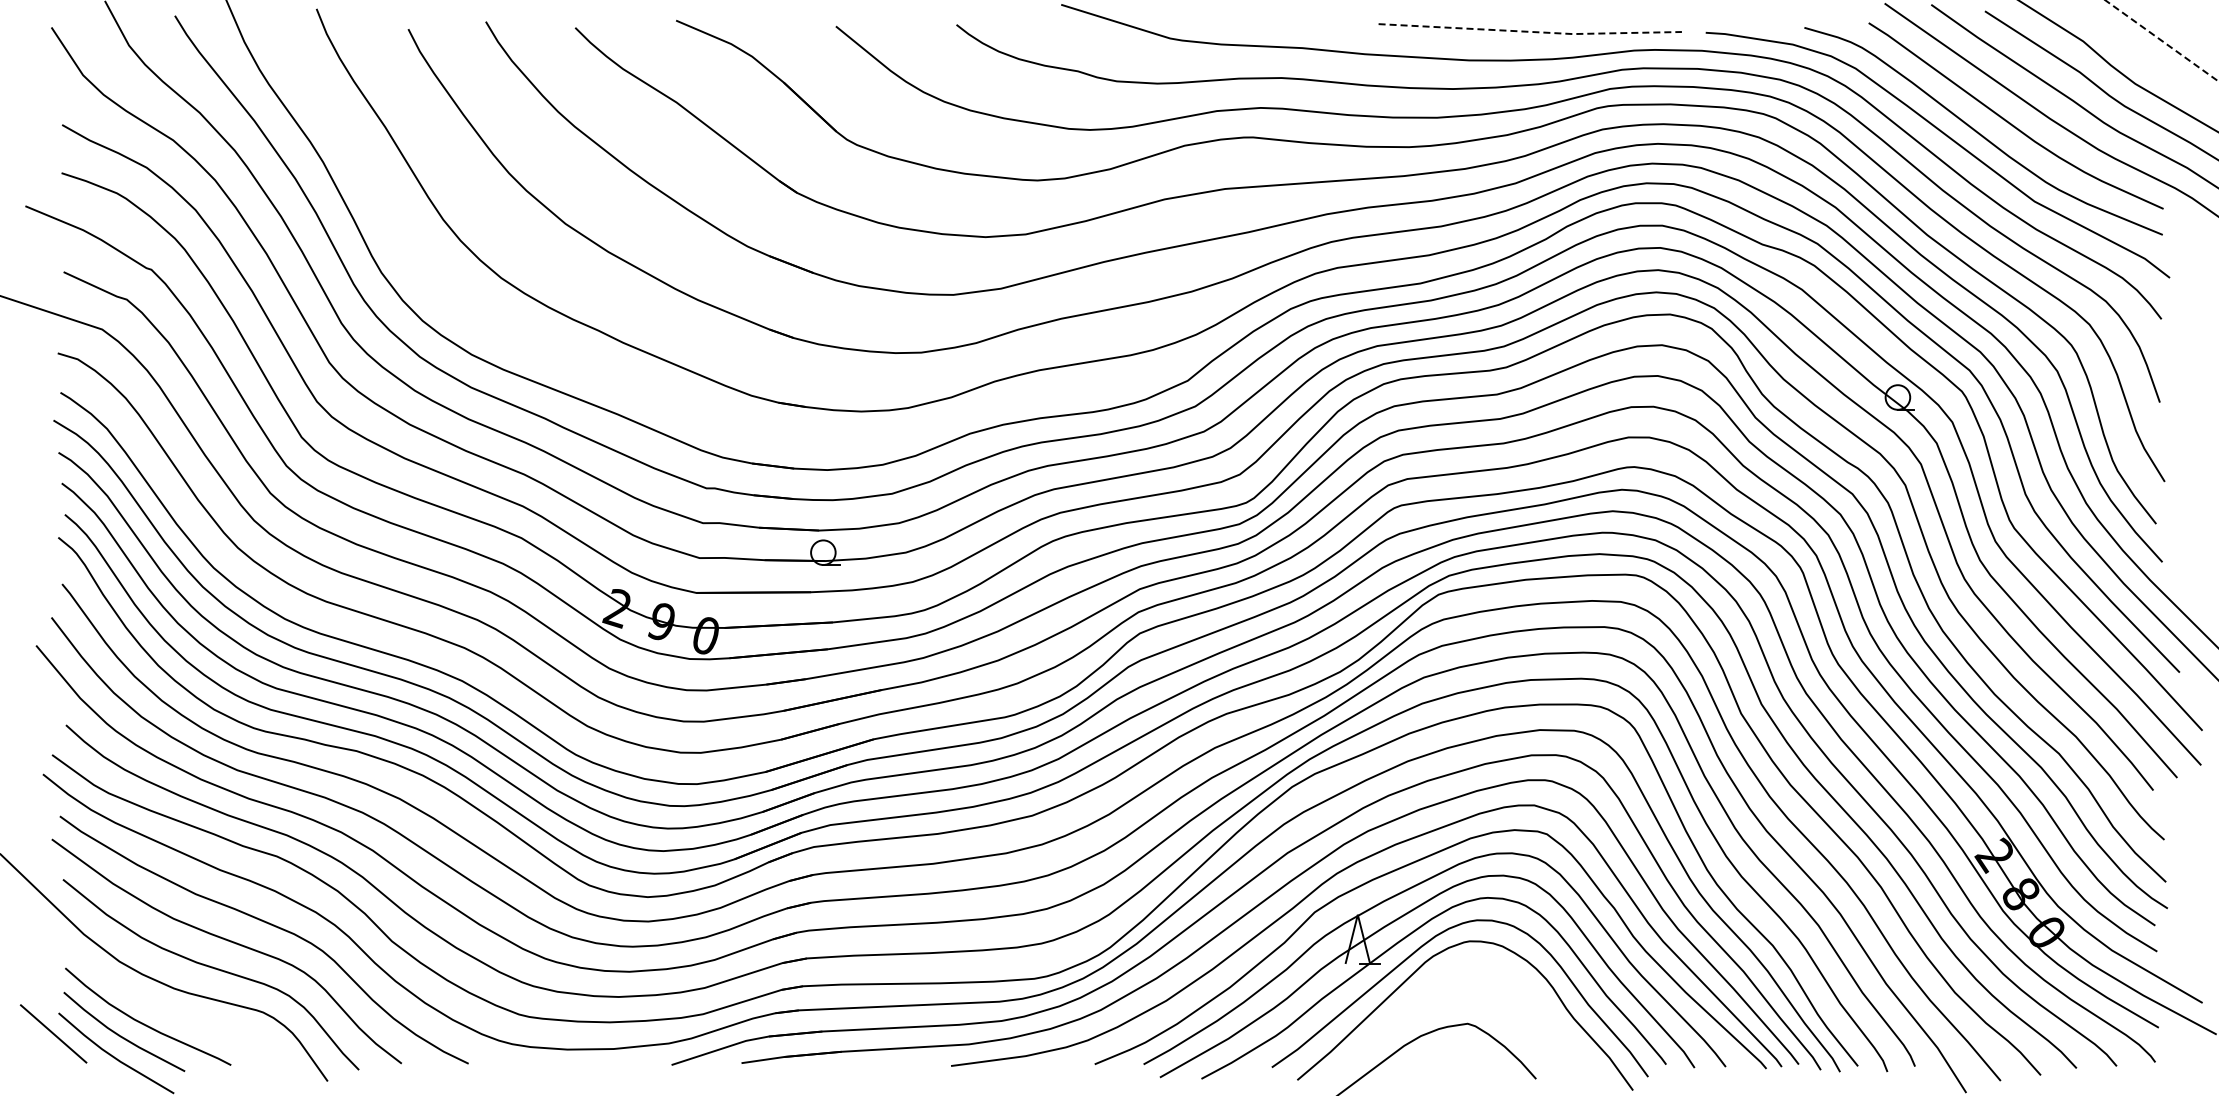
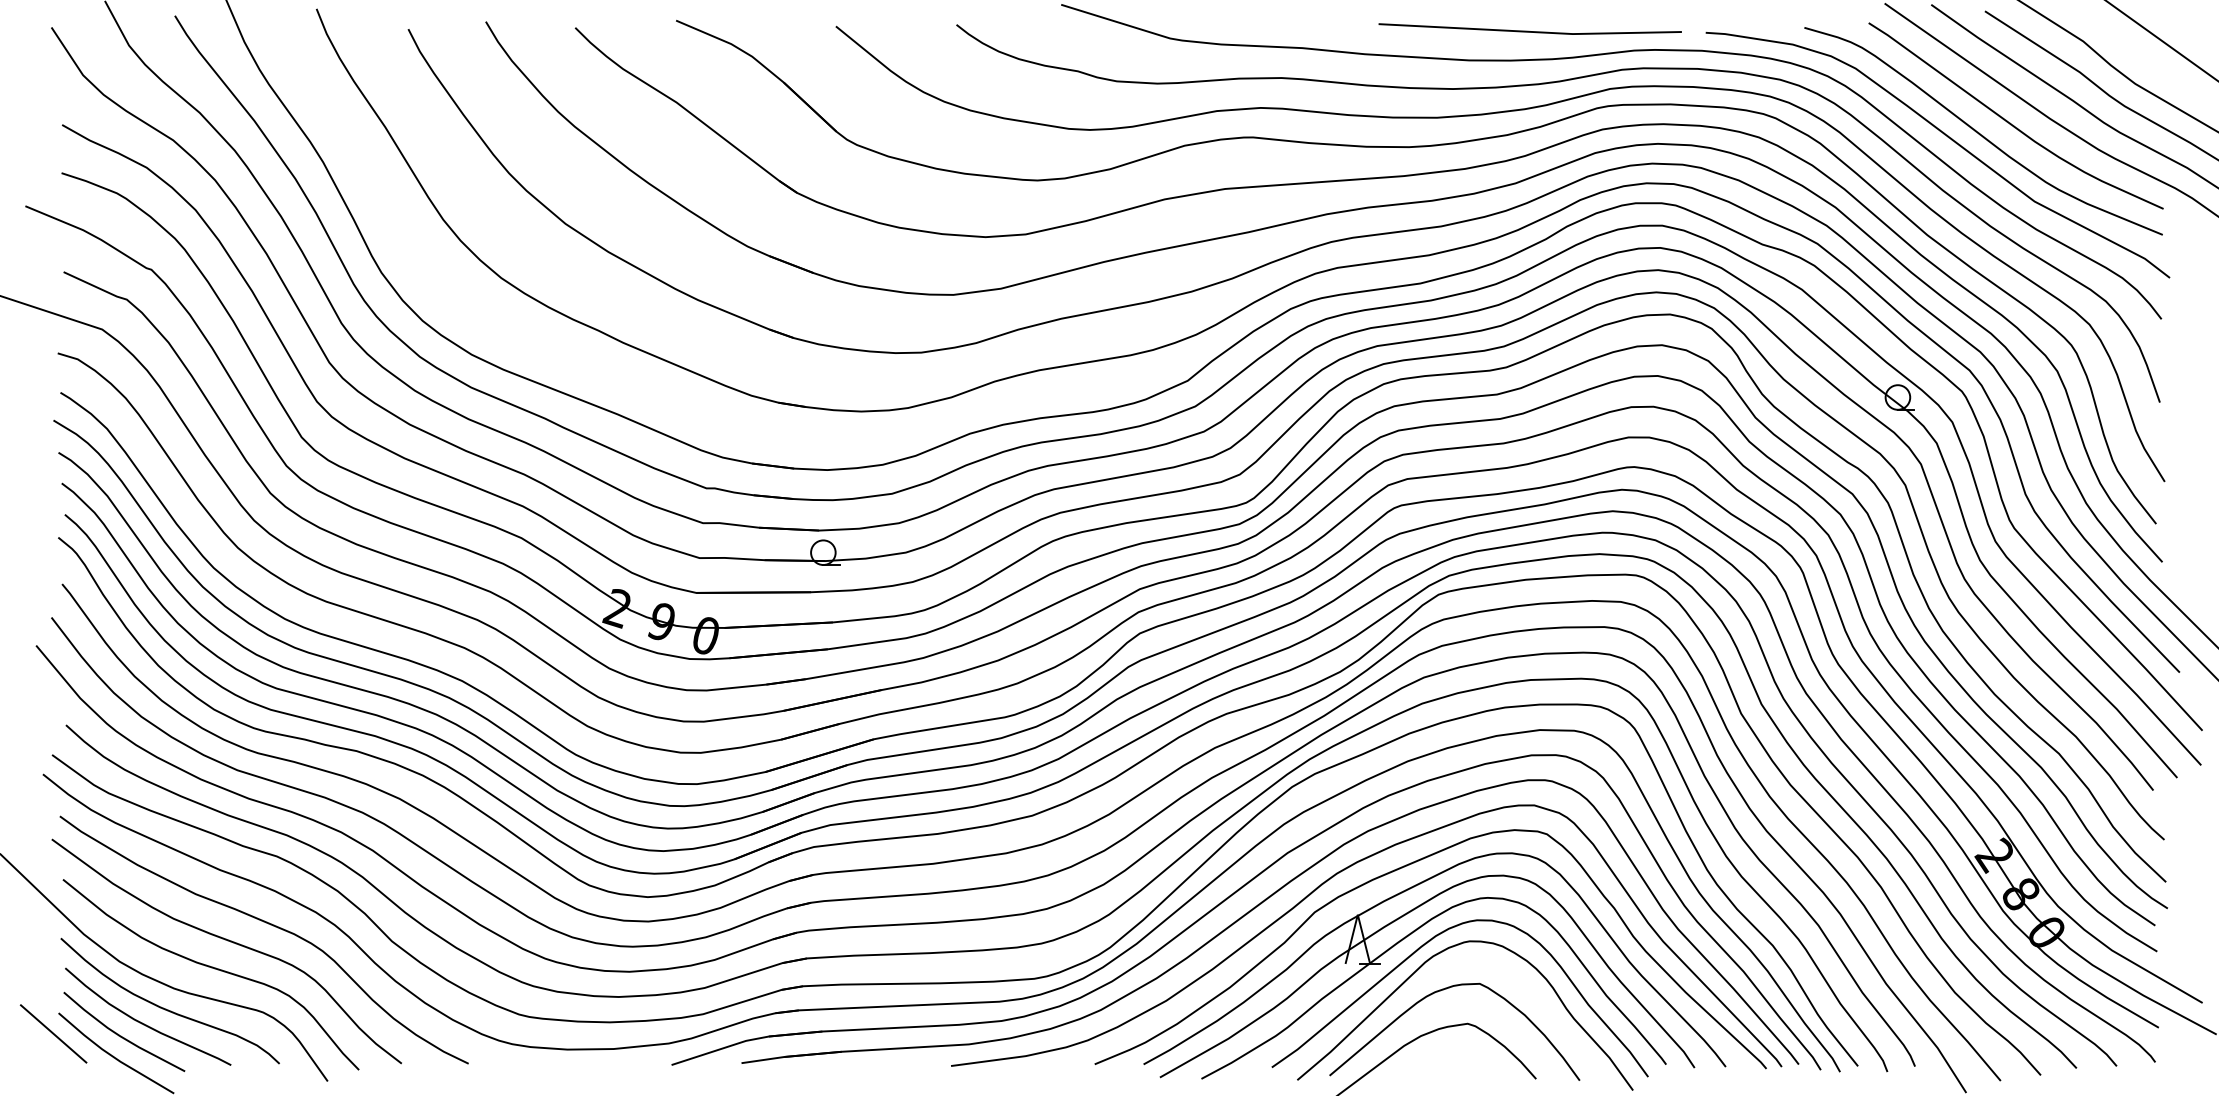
line: dashed -> solid (1531, 31)
line: dashed -> solid (2161, 40)
curve: none -> present (1440, 991)
curve: none -> present (166, 1008)
